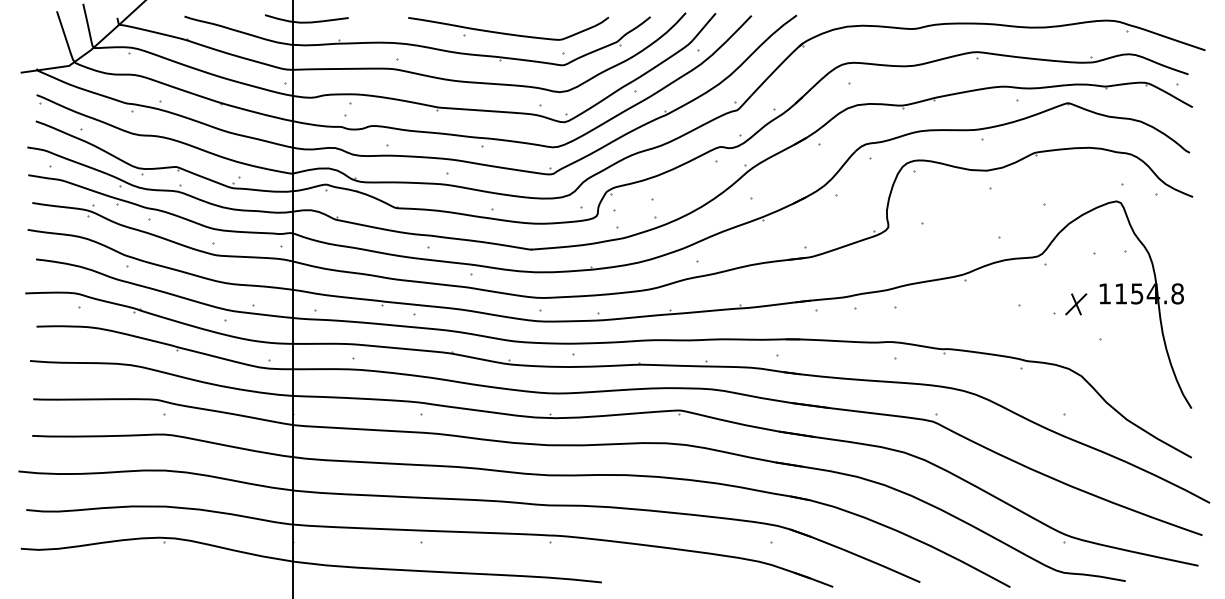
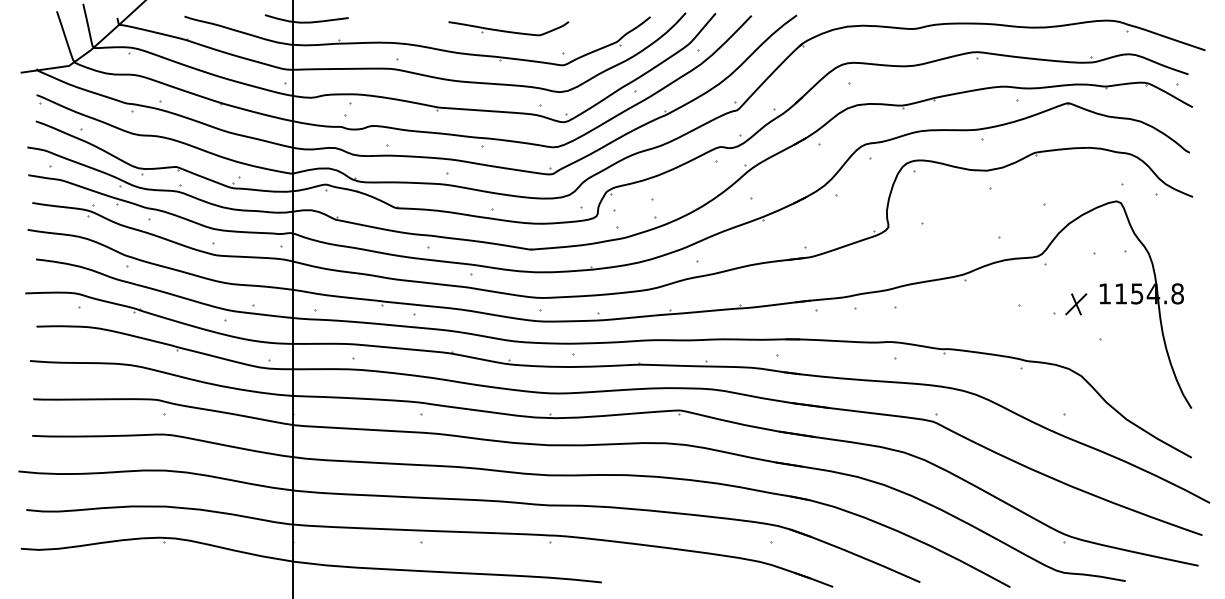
part size: 202x25 px -> 122x16 px (508, 28)
